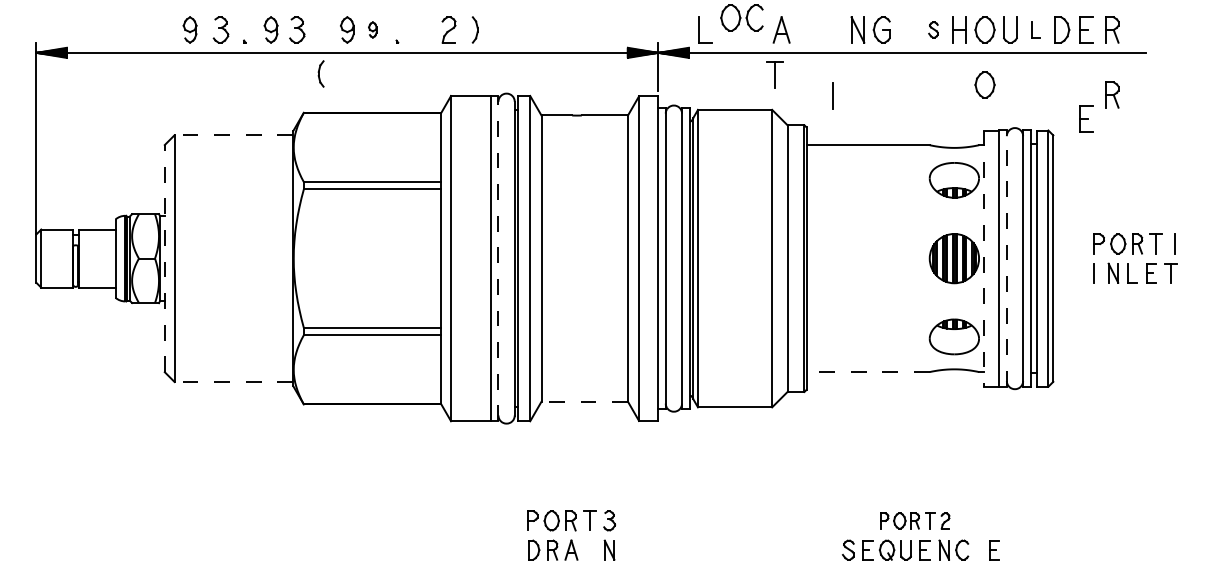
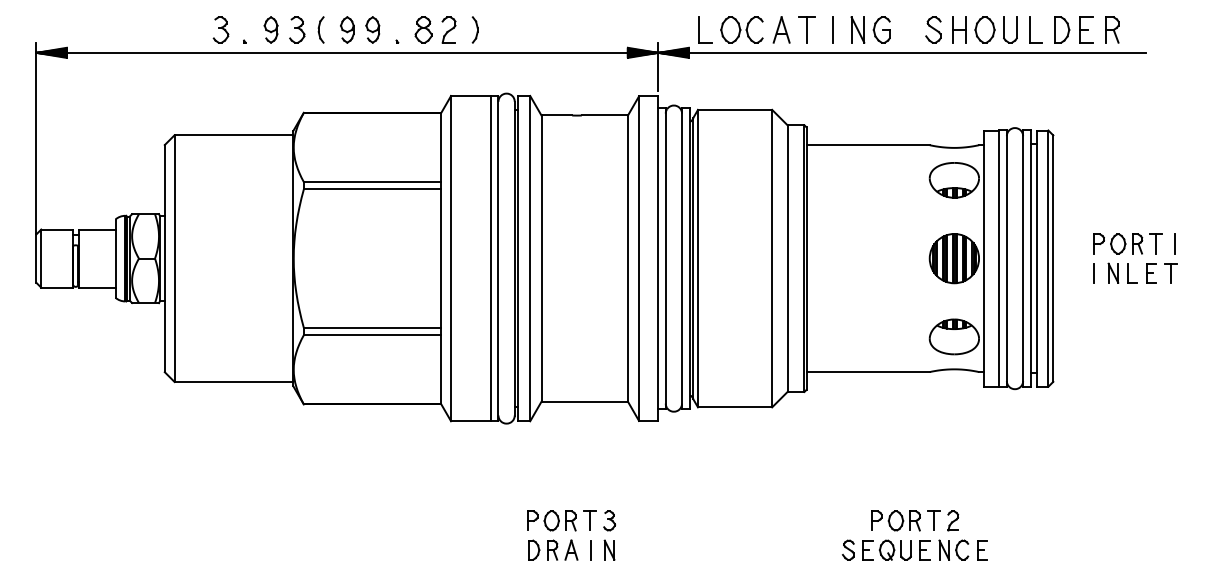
part position: (741, 17) -> (741, 29) (741, 29)
part: present -> none (189, 29)
part size: 10x18 px -> 16x28 px (372, 29)
part: none -> present (423, 29)
part size: 11x18 px -> 17x28 px (933, 29)
part size: 10x18 px -> 14x28 px (1035, 29)
part position: (320, 73) -> (320, 29) (320, 29)
part position: (774, 74) -> (806, 29) (806, 29)
part: present -> none (984, 84)
part: present -> none (1112, 94)
line position: (832, 95) -> (832, 29) (832, 29)
part: present -> none (1086, 118)
line: dashed -> solid (233, 135)
line: dashed -> solid (164, 258)
line: dashed -> solid (498, 258)
line: dashed -> solid (1006, 258)
line: dashed -> solid (984, 259)
line: dashed -> solid (868, 372)
line: dashed -> solid (233, 382)
line: dashed -> solid (584, 401)
part size: 71x18 px -> 88x22 px (914, 520)
line: none -> present (590, 550)
part position: (994, 550) -> (982, 550) (982, 550)
